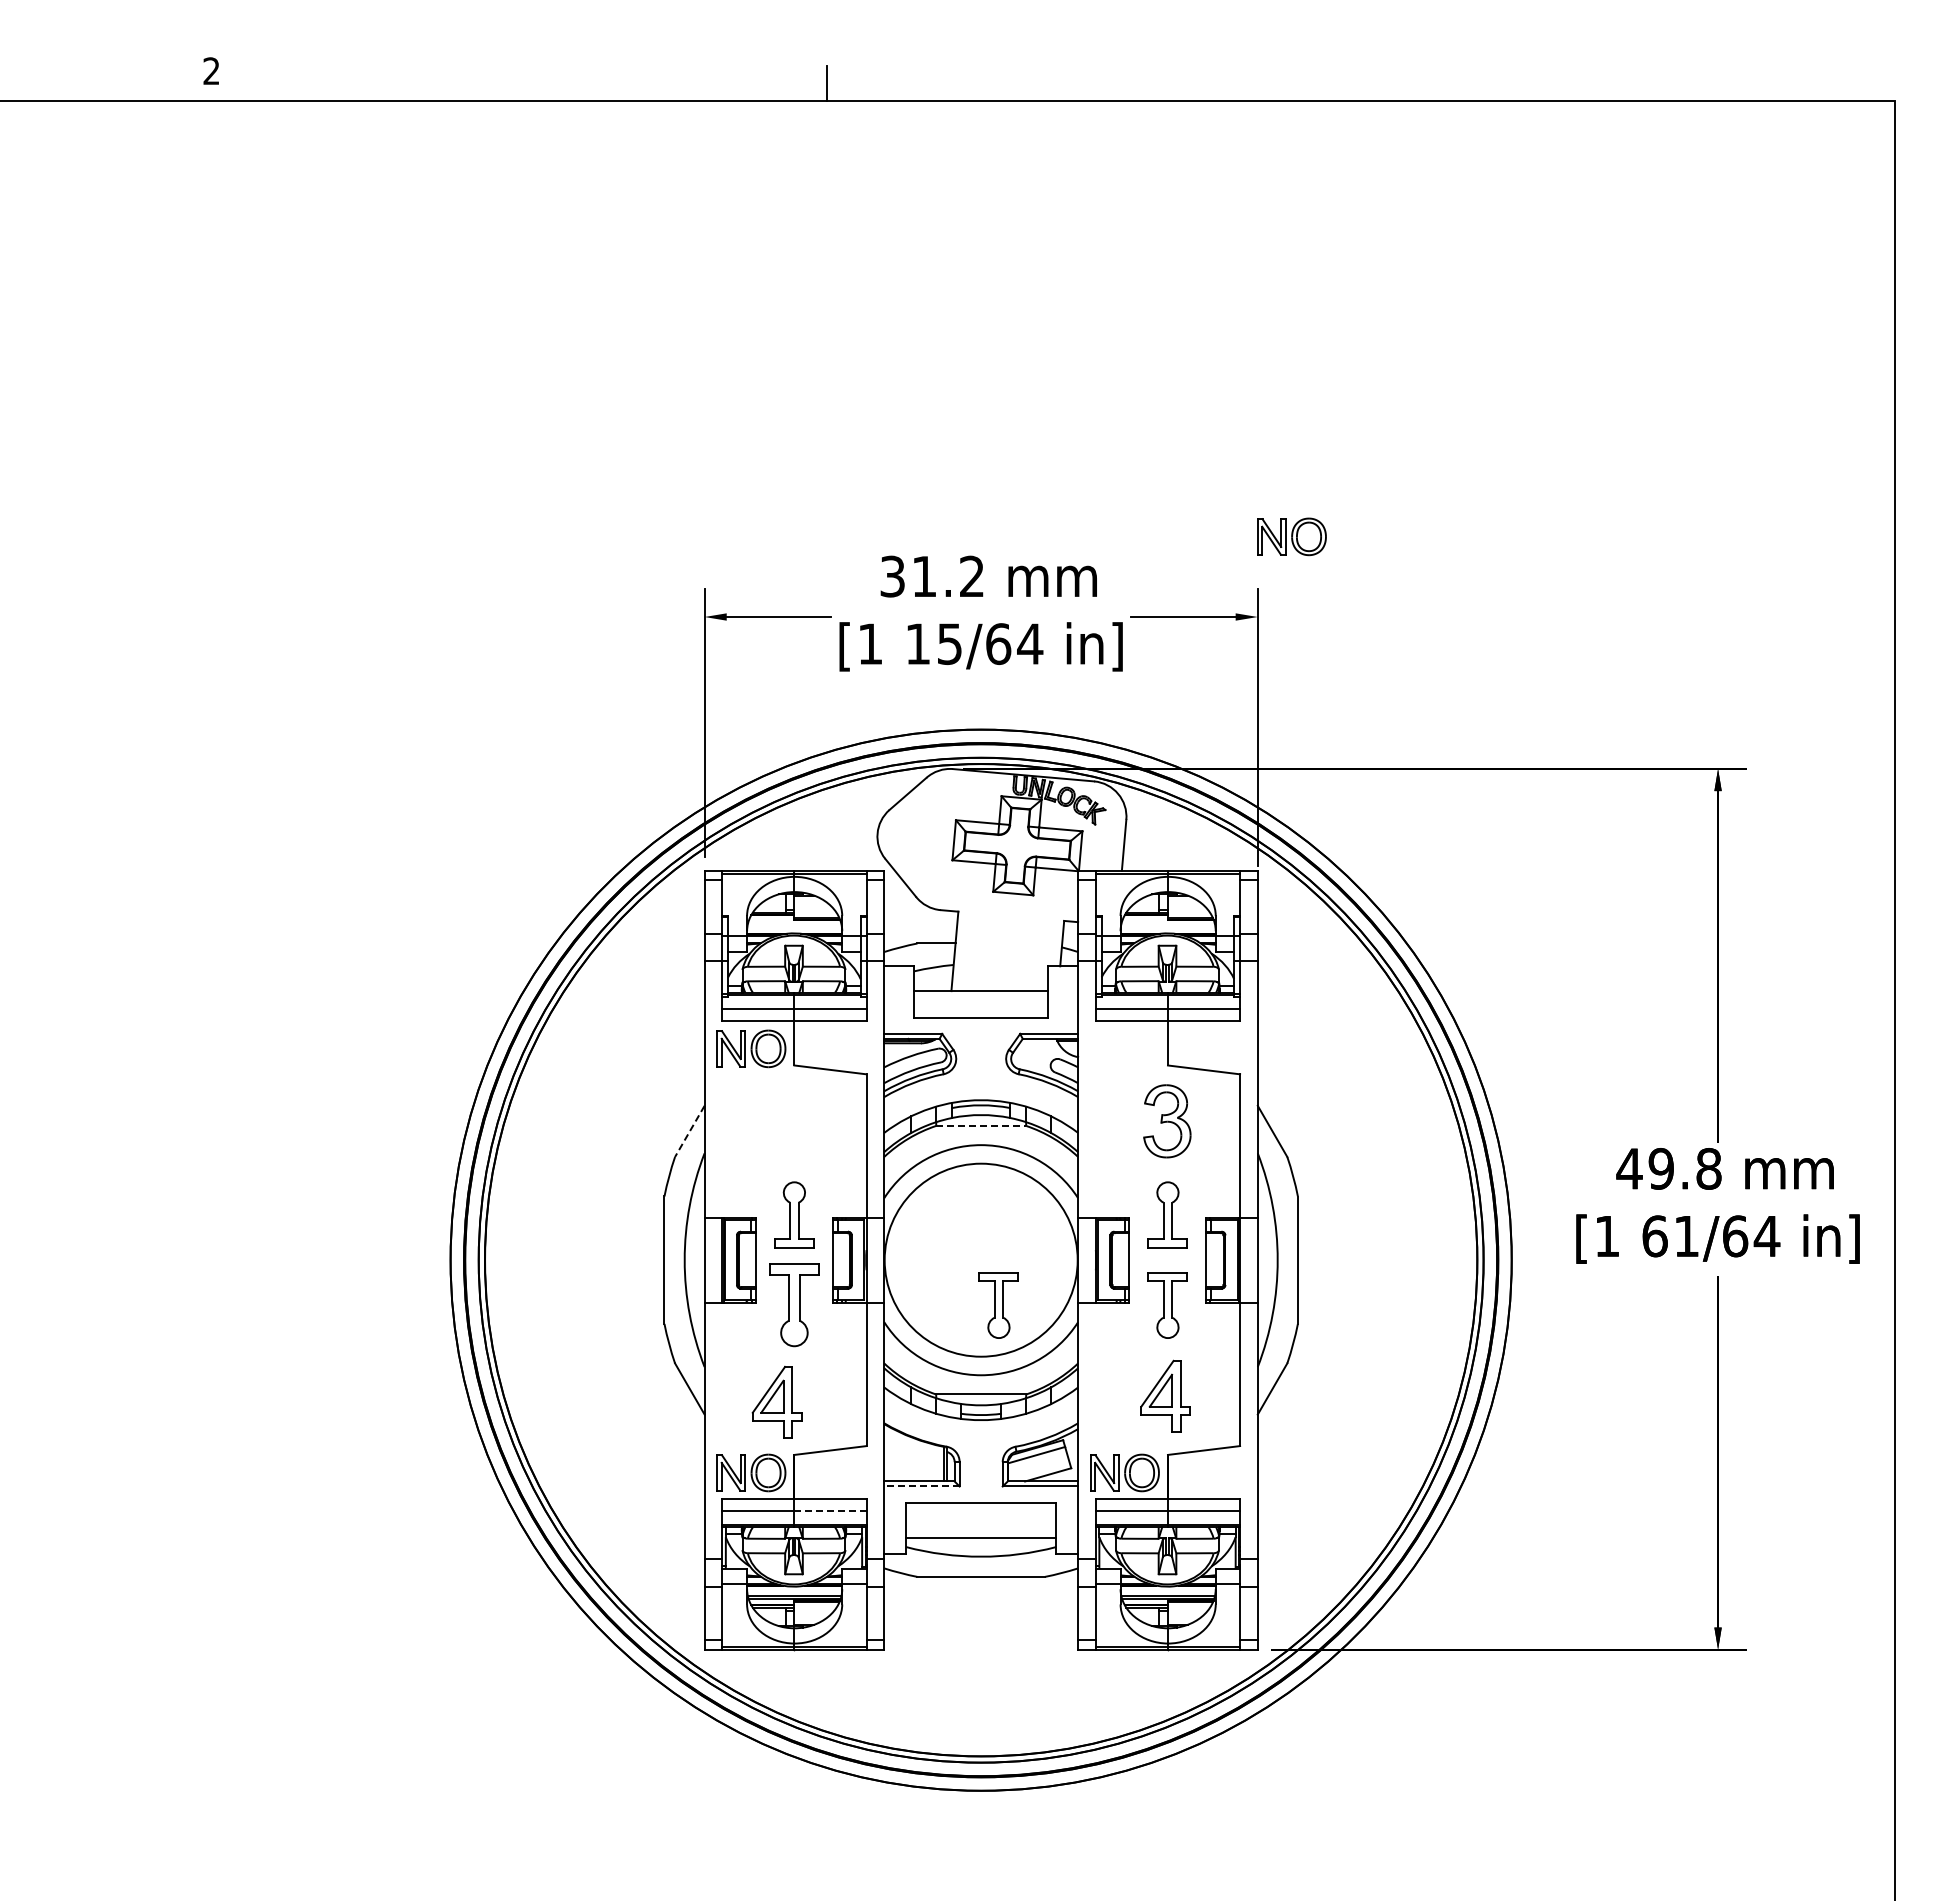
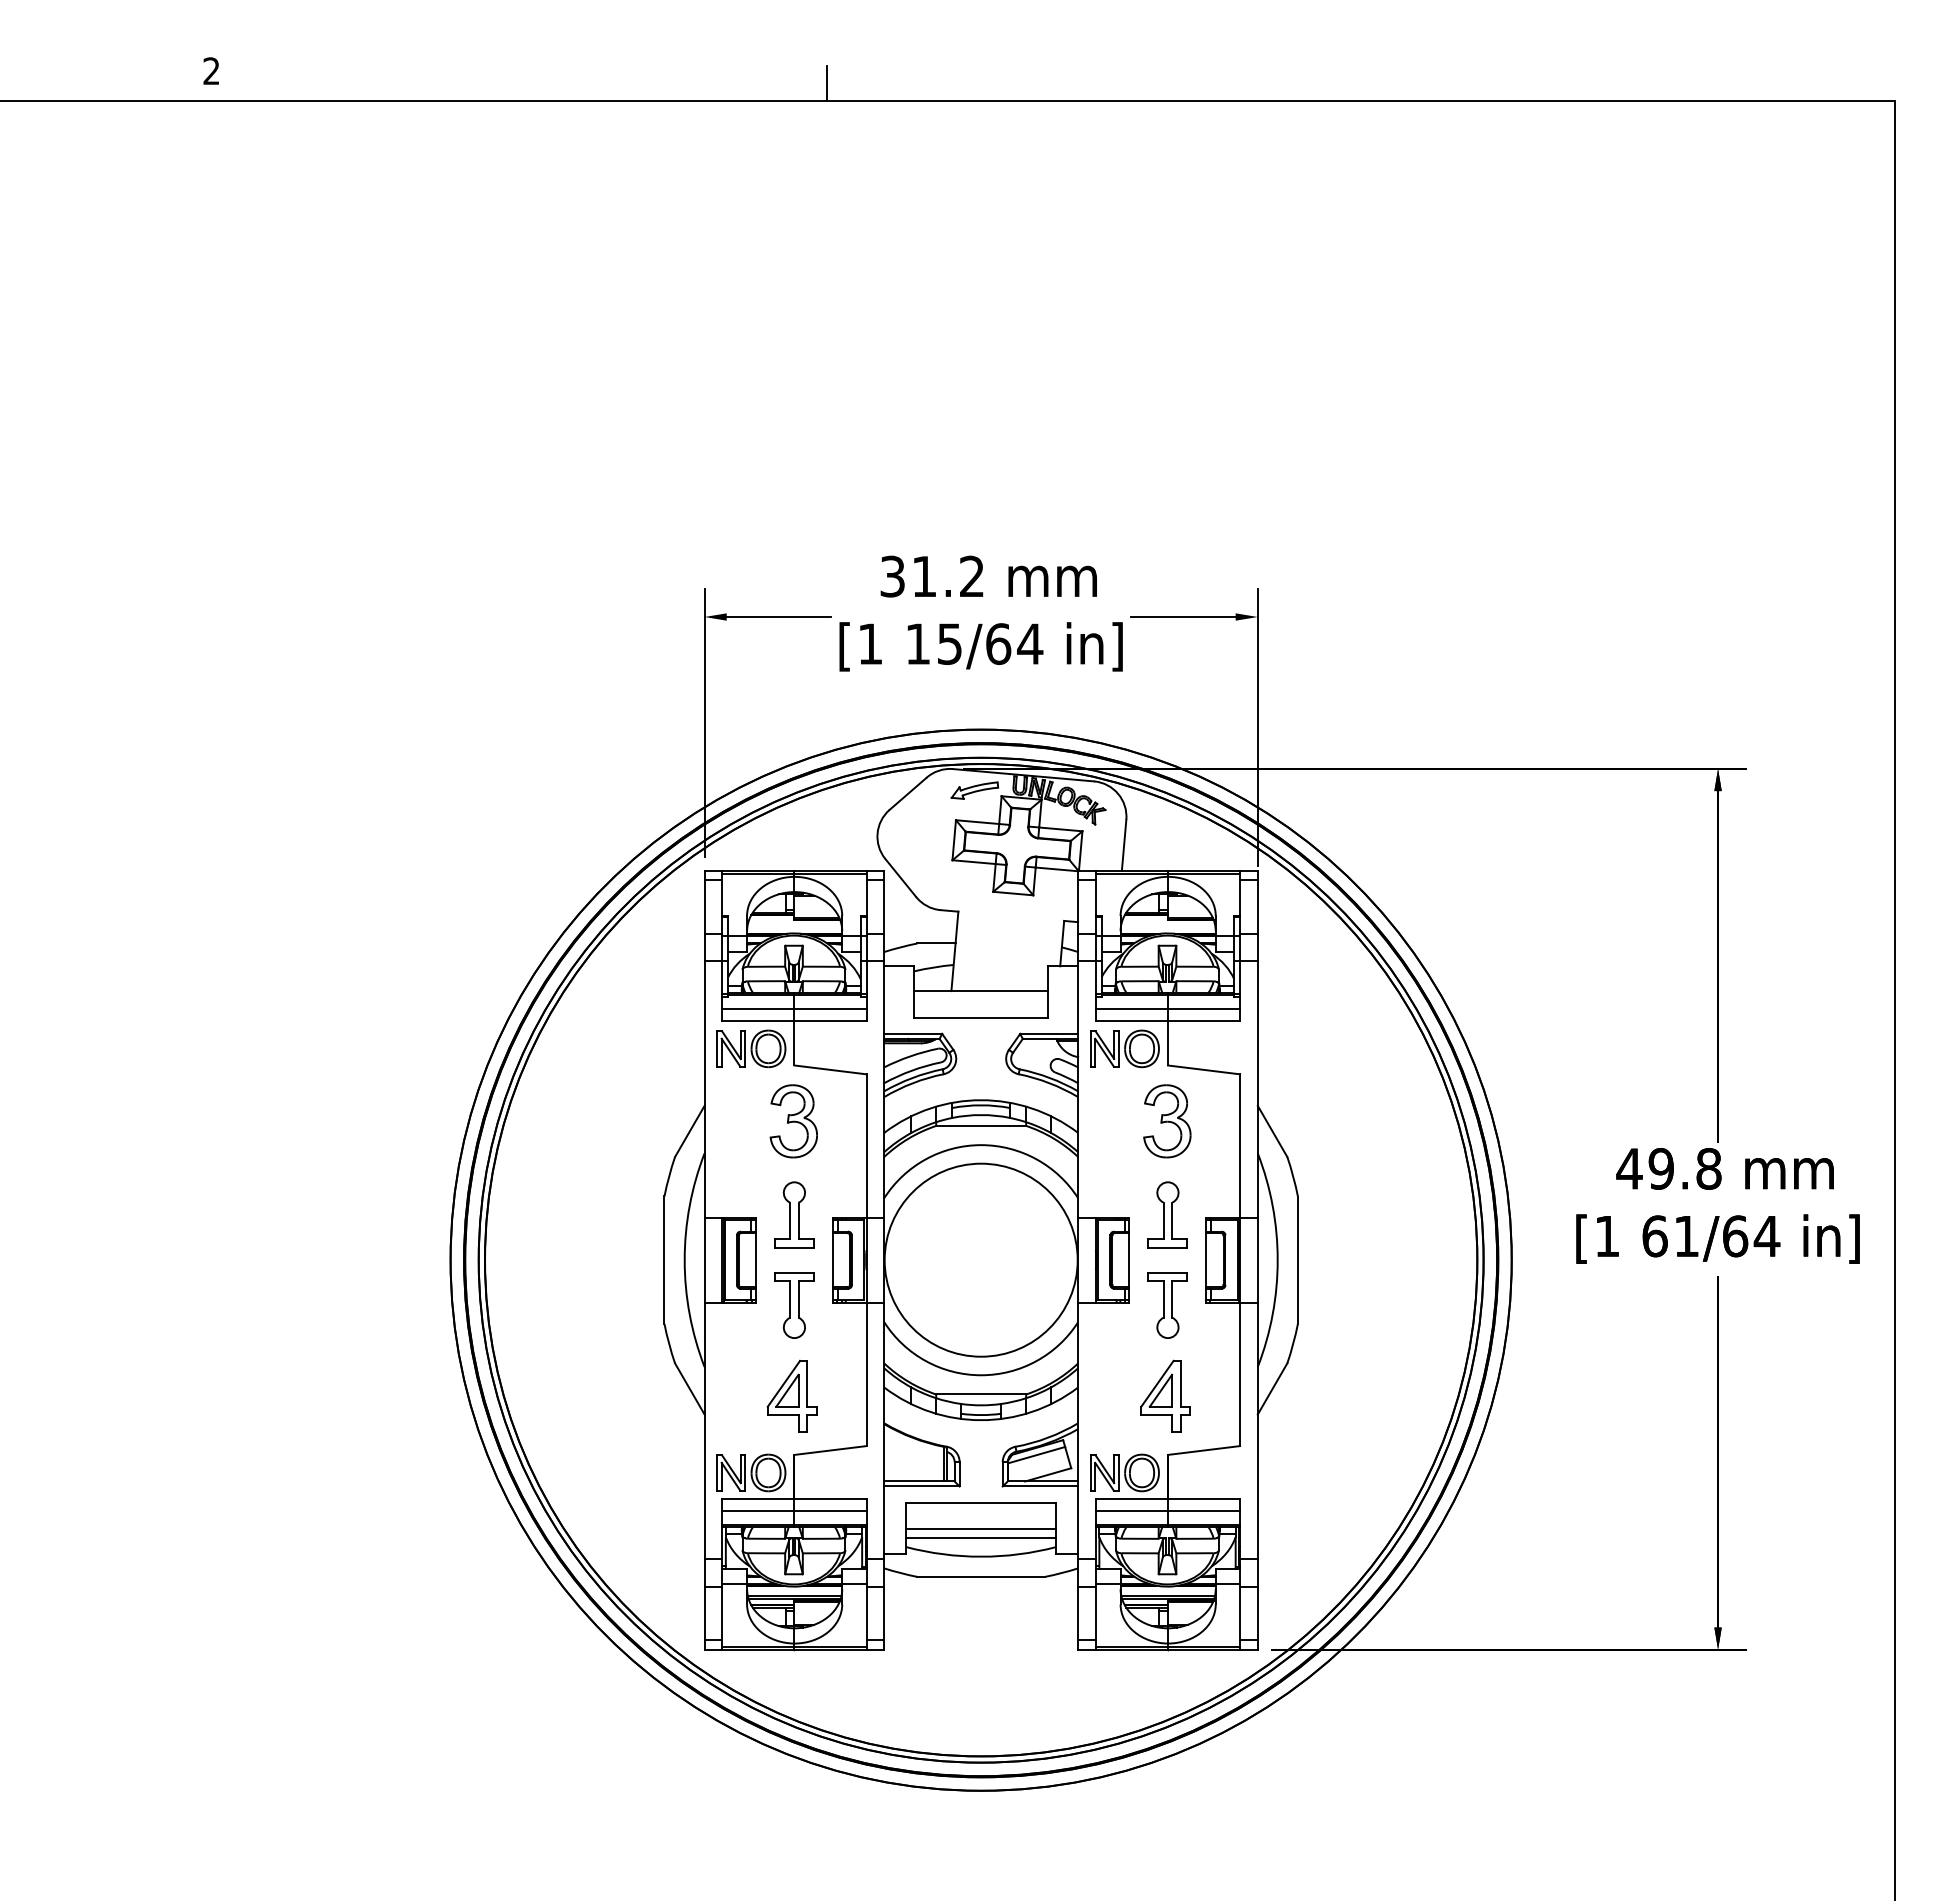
part position: (1291, 536) -> (1124, 1048) (1124, 1048)
part: none -> present (974, 790)
part: none -> present (793, 1121)
line: dashed -> solid (981, 1125)
line: dashed -> solid (689, 1131)
part size: 51x85 px -> 41x67 px (794, 1305)
part: present -> none (998, 1305)
part position: (776, 1401) -> (791, 1395) (791, 1395)
line: dashed -> solid (921, 1486)
line: dashed -> solid (830, 1511)
line: none -> present (980, 1529)
